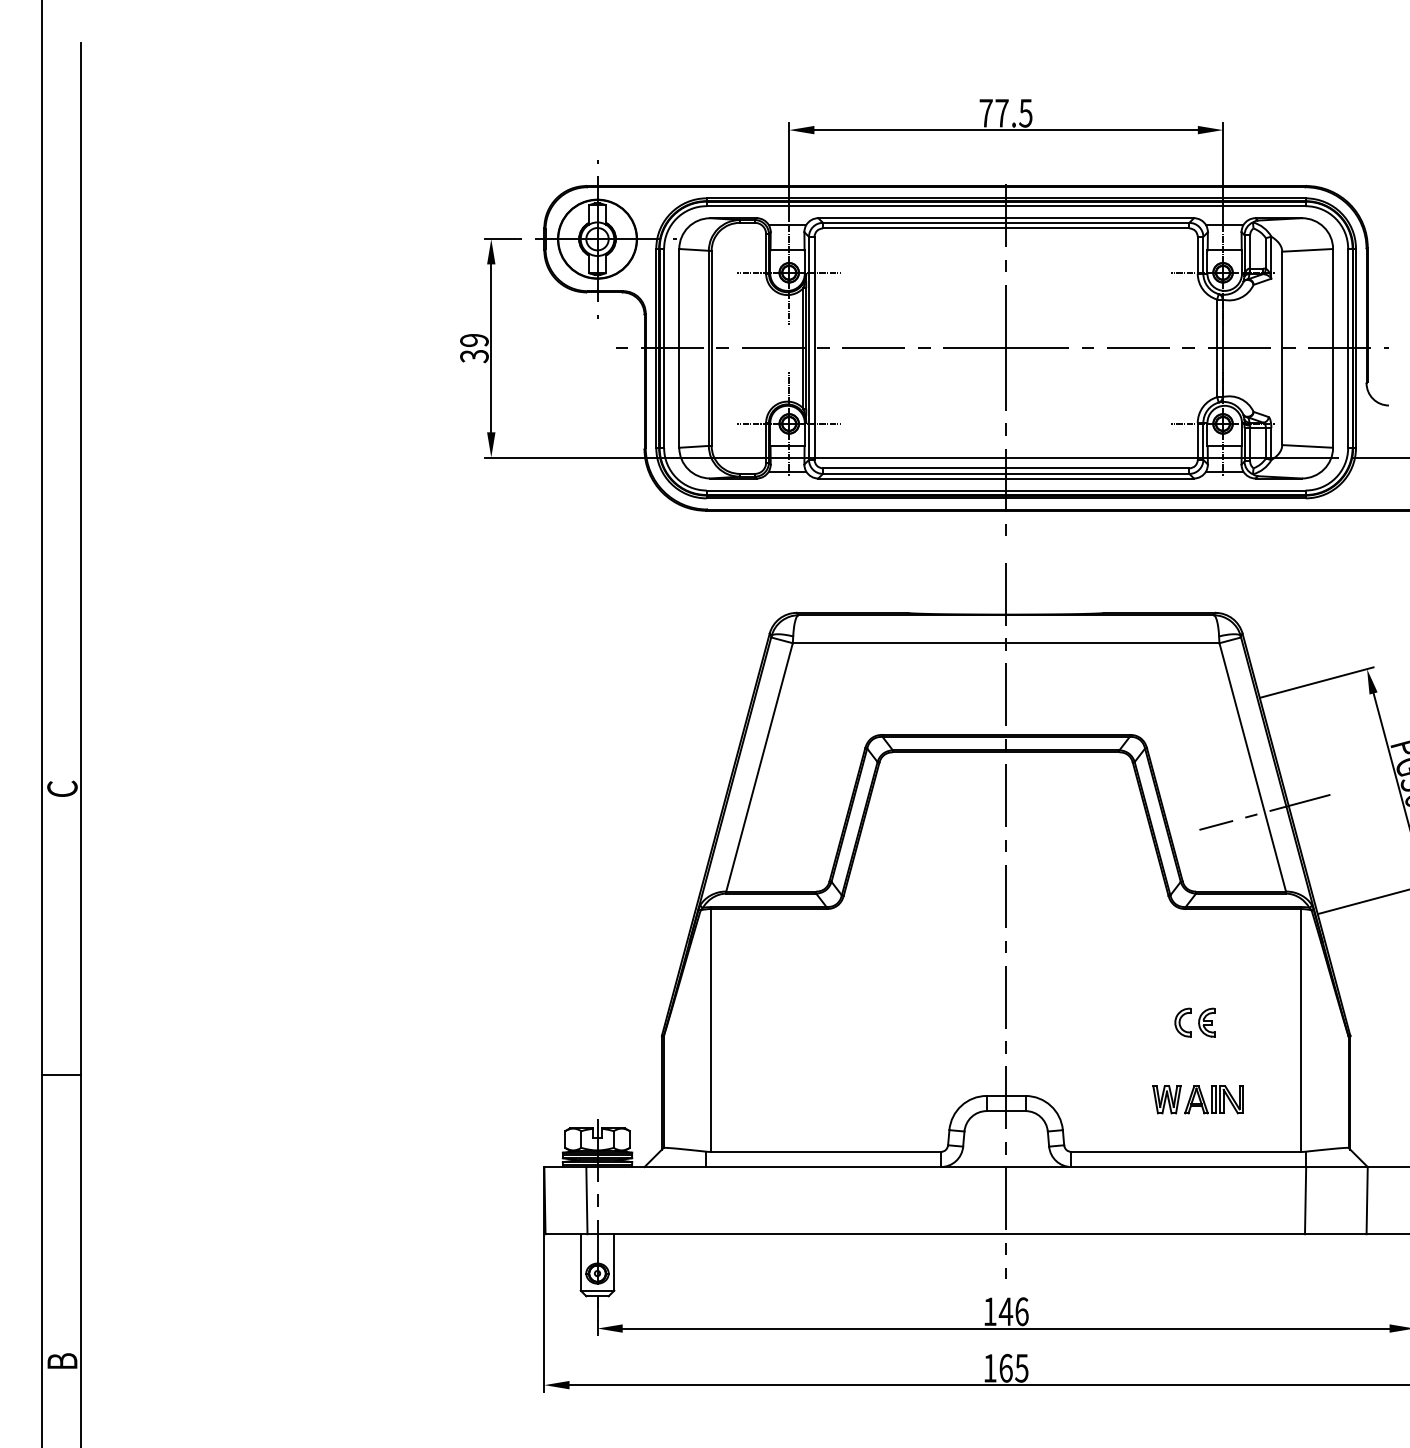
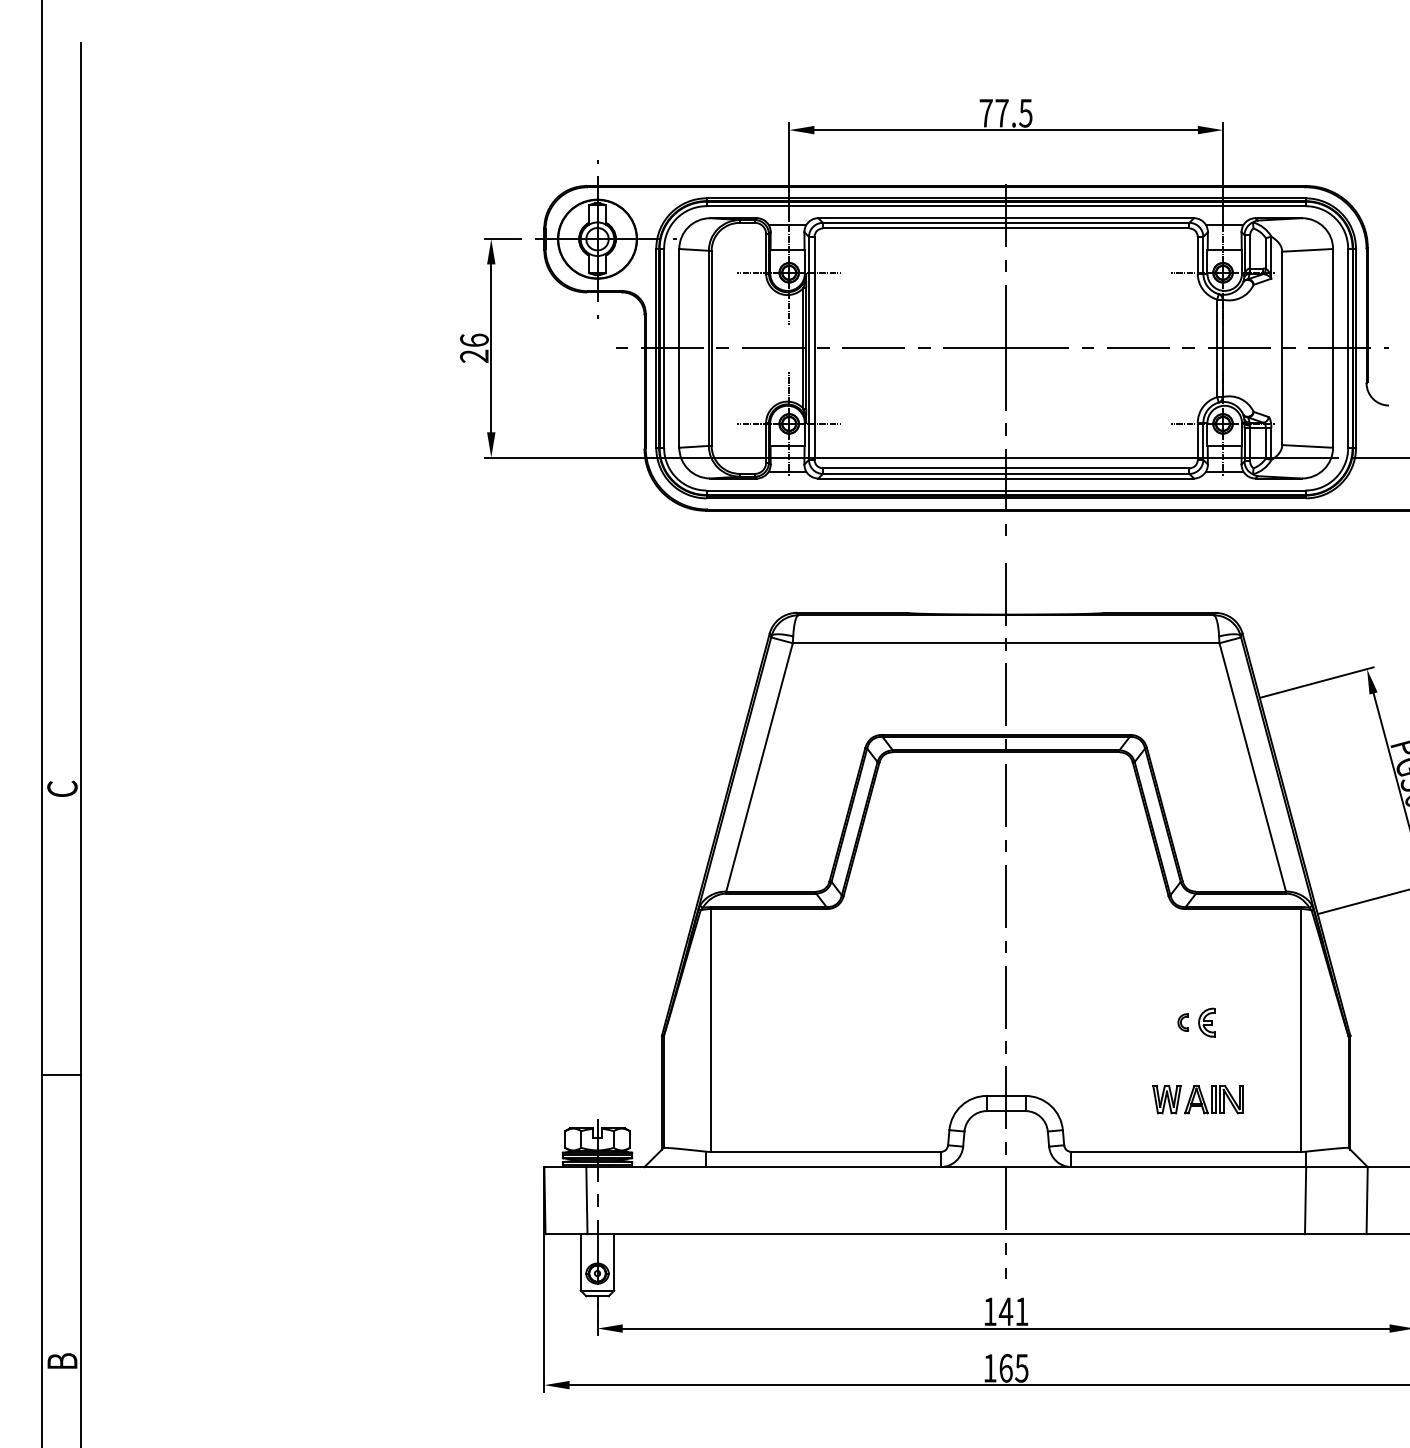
text: 39 -> 26 (474, 348)
line: present -> none (1264, 811)
part size: 18x31 px -> 12x19 px (1182, 1022)
text: 146 -> 141 (1021, 1311)
